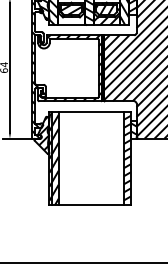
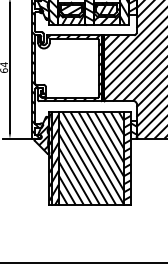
hatch: none -> present (71, 14)
hatch: none -> present (90, 158)
